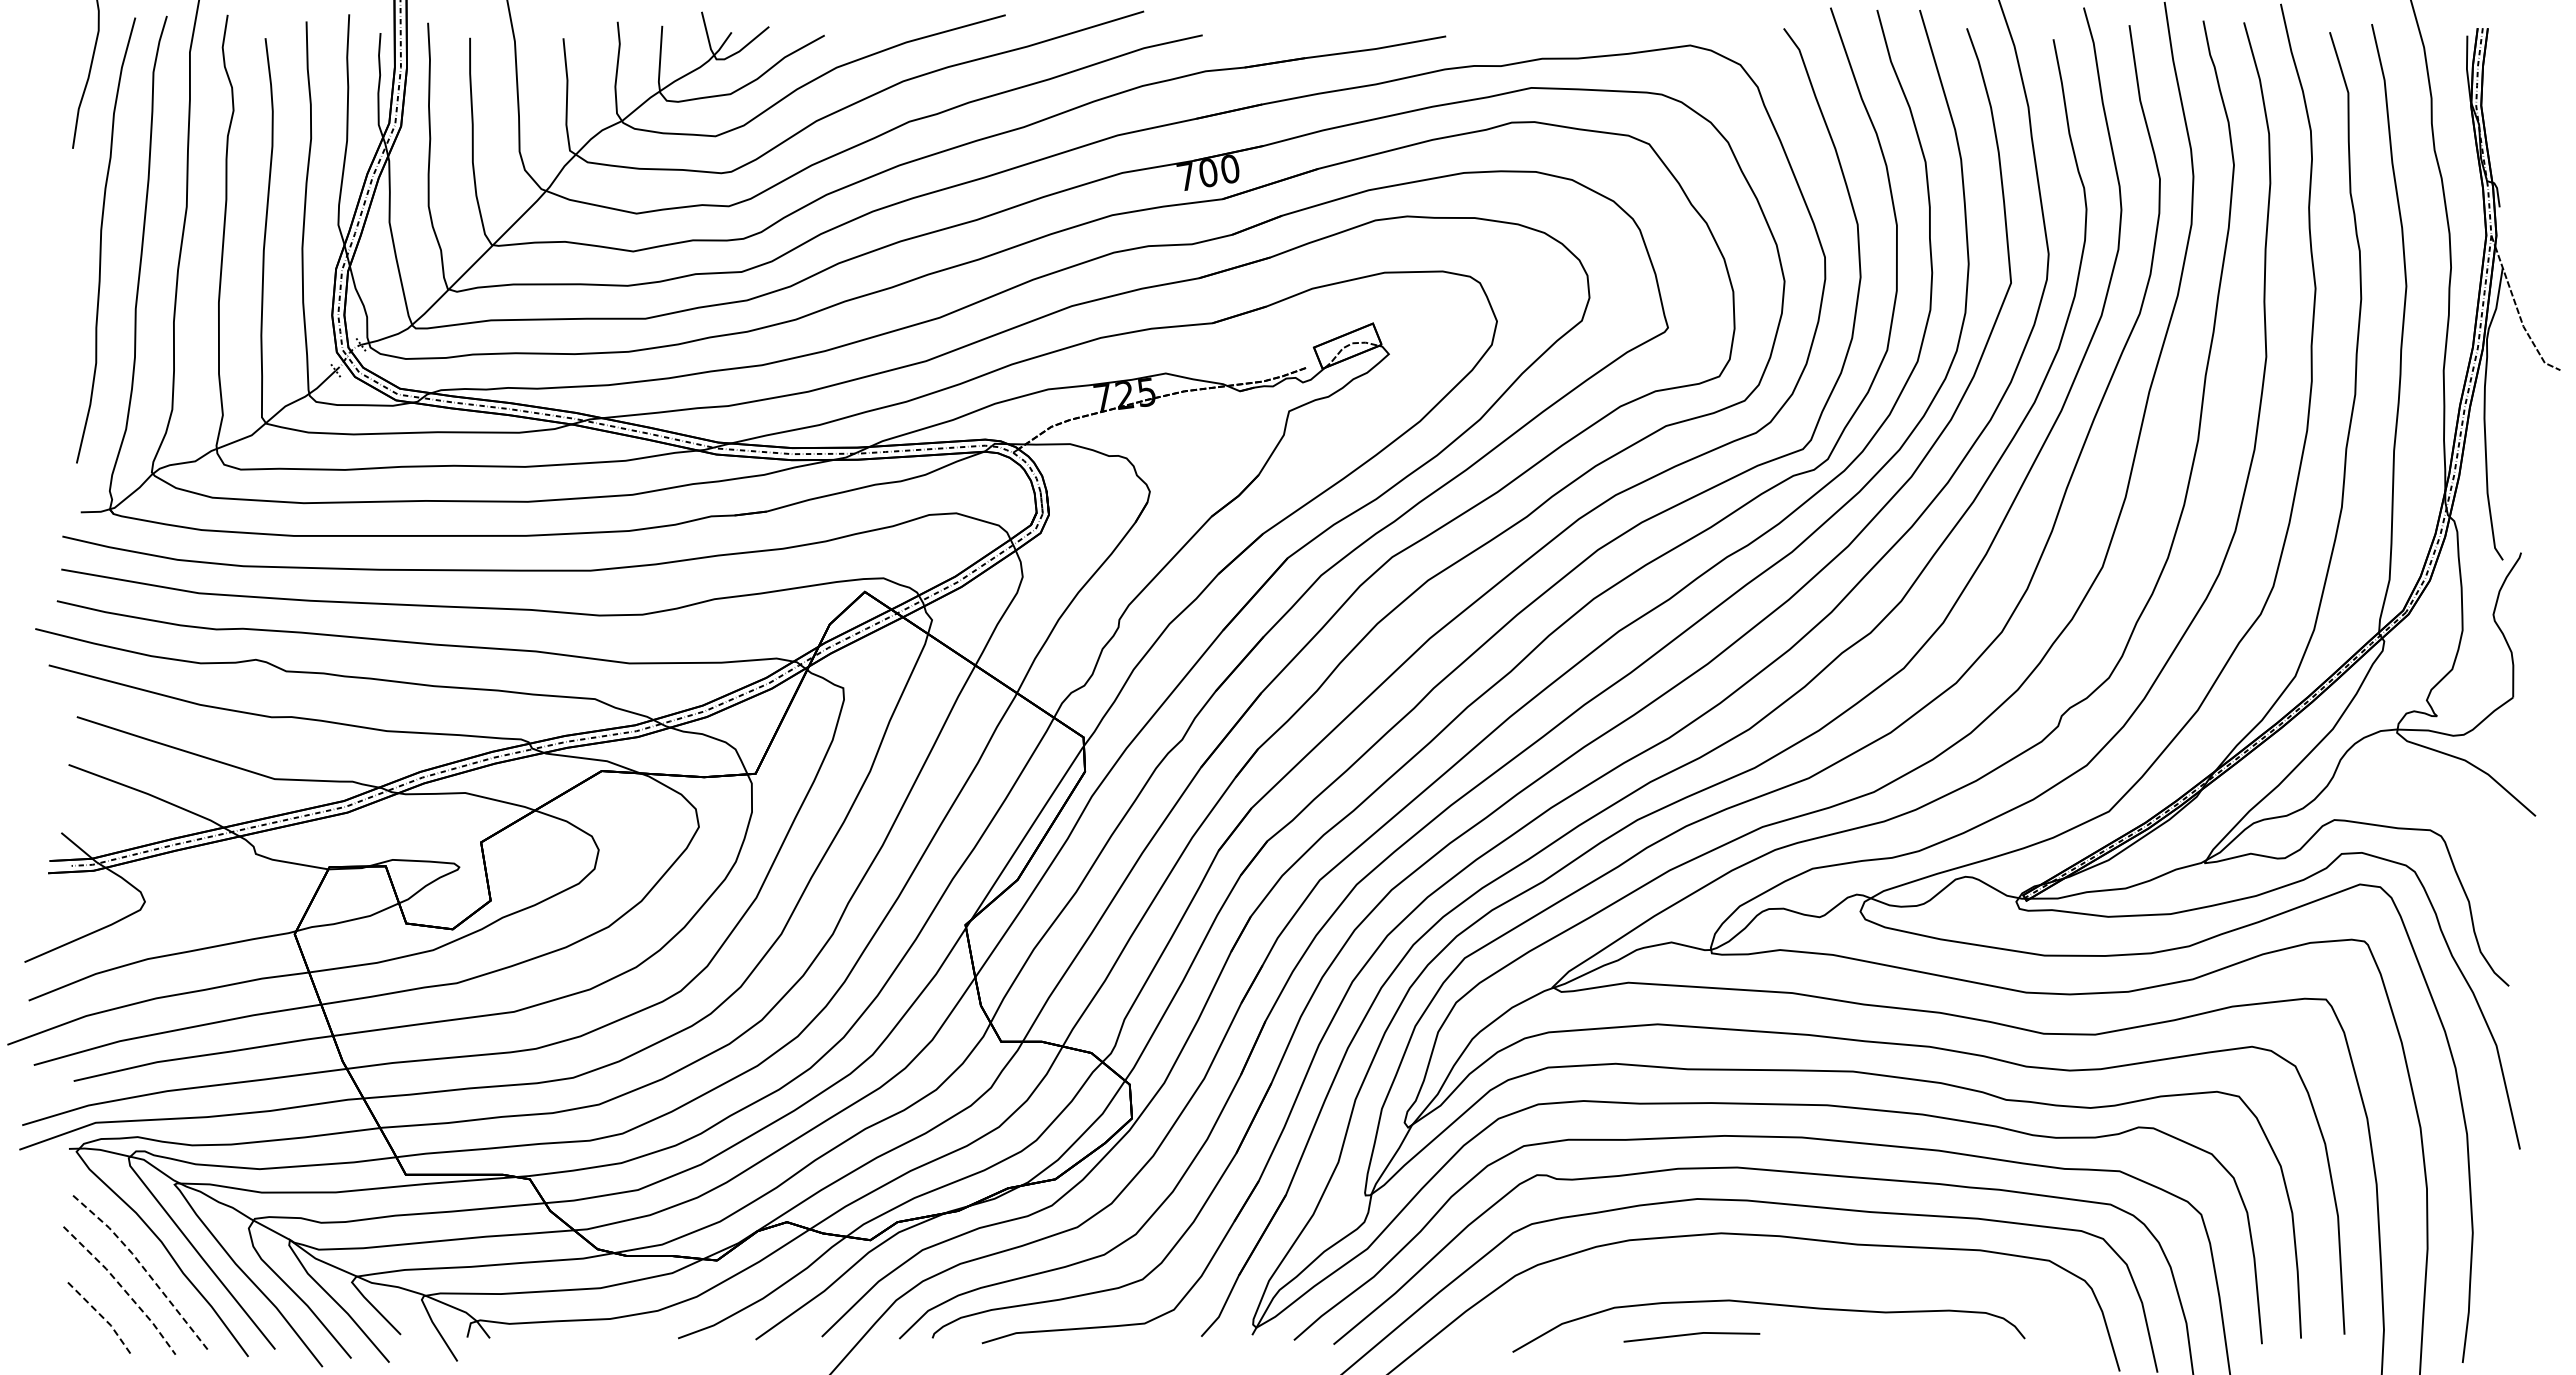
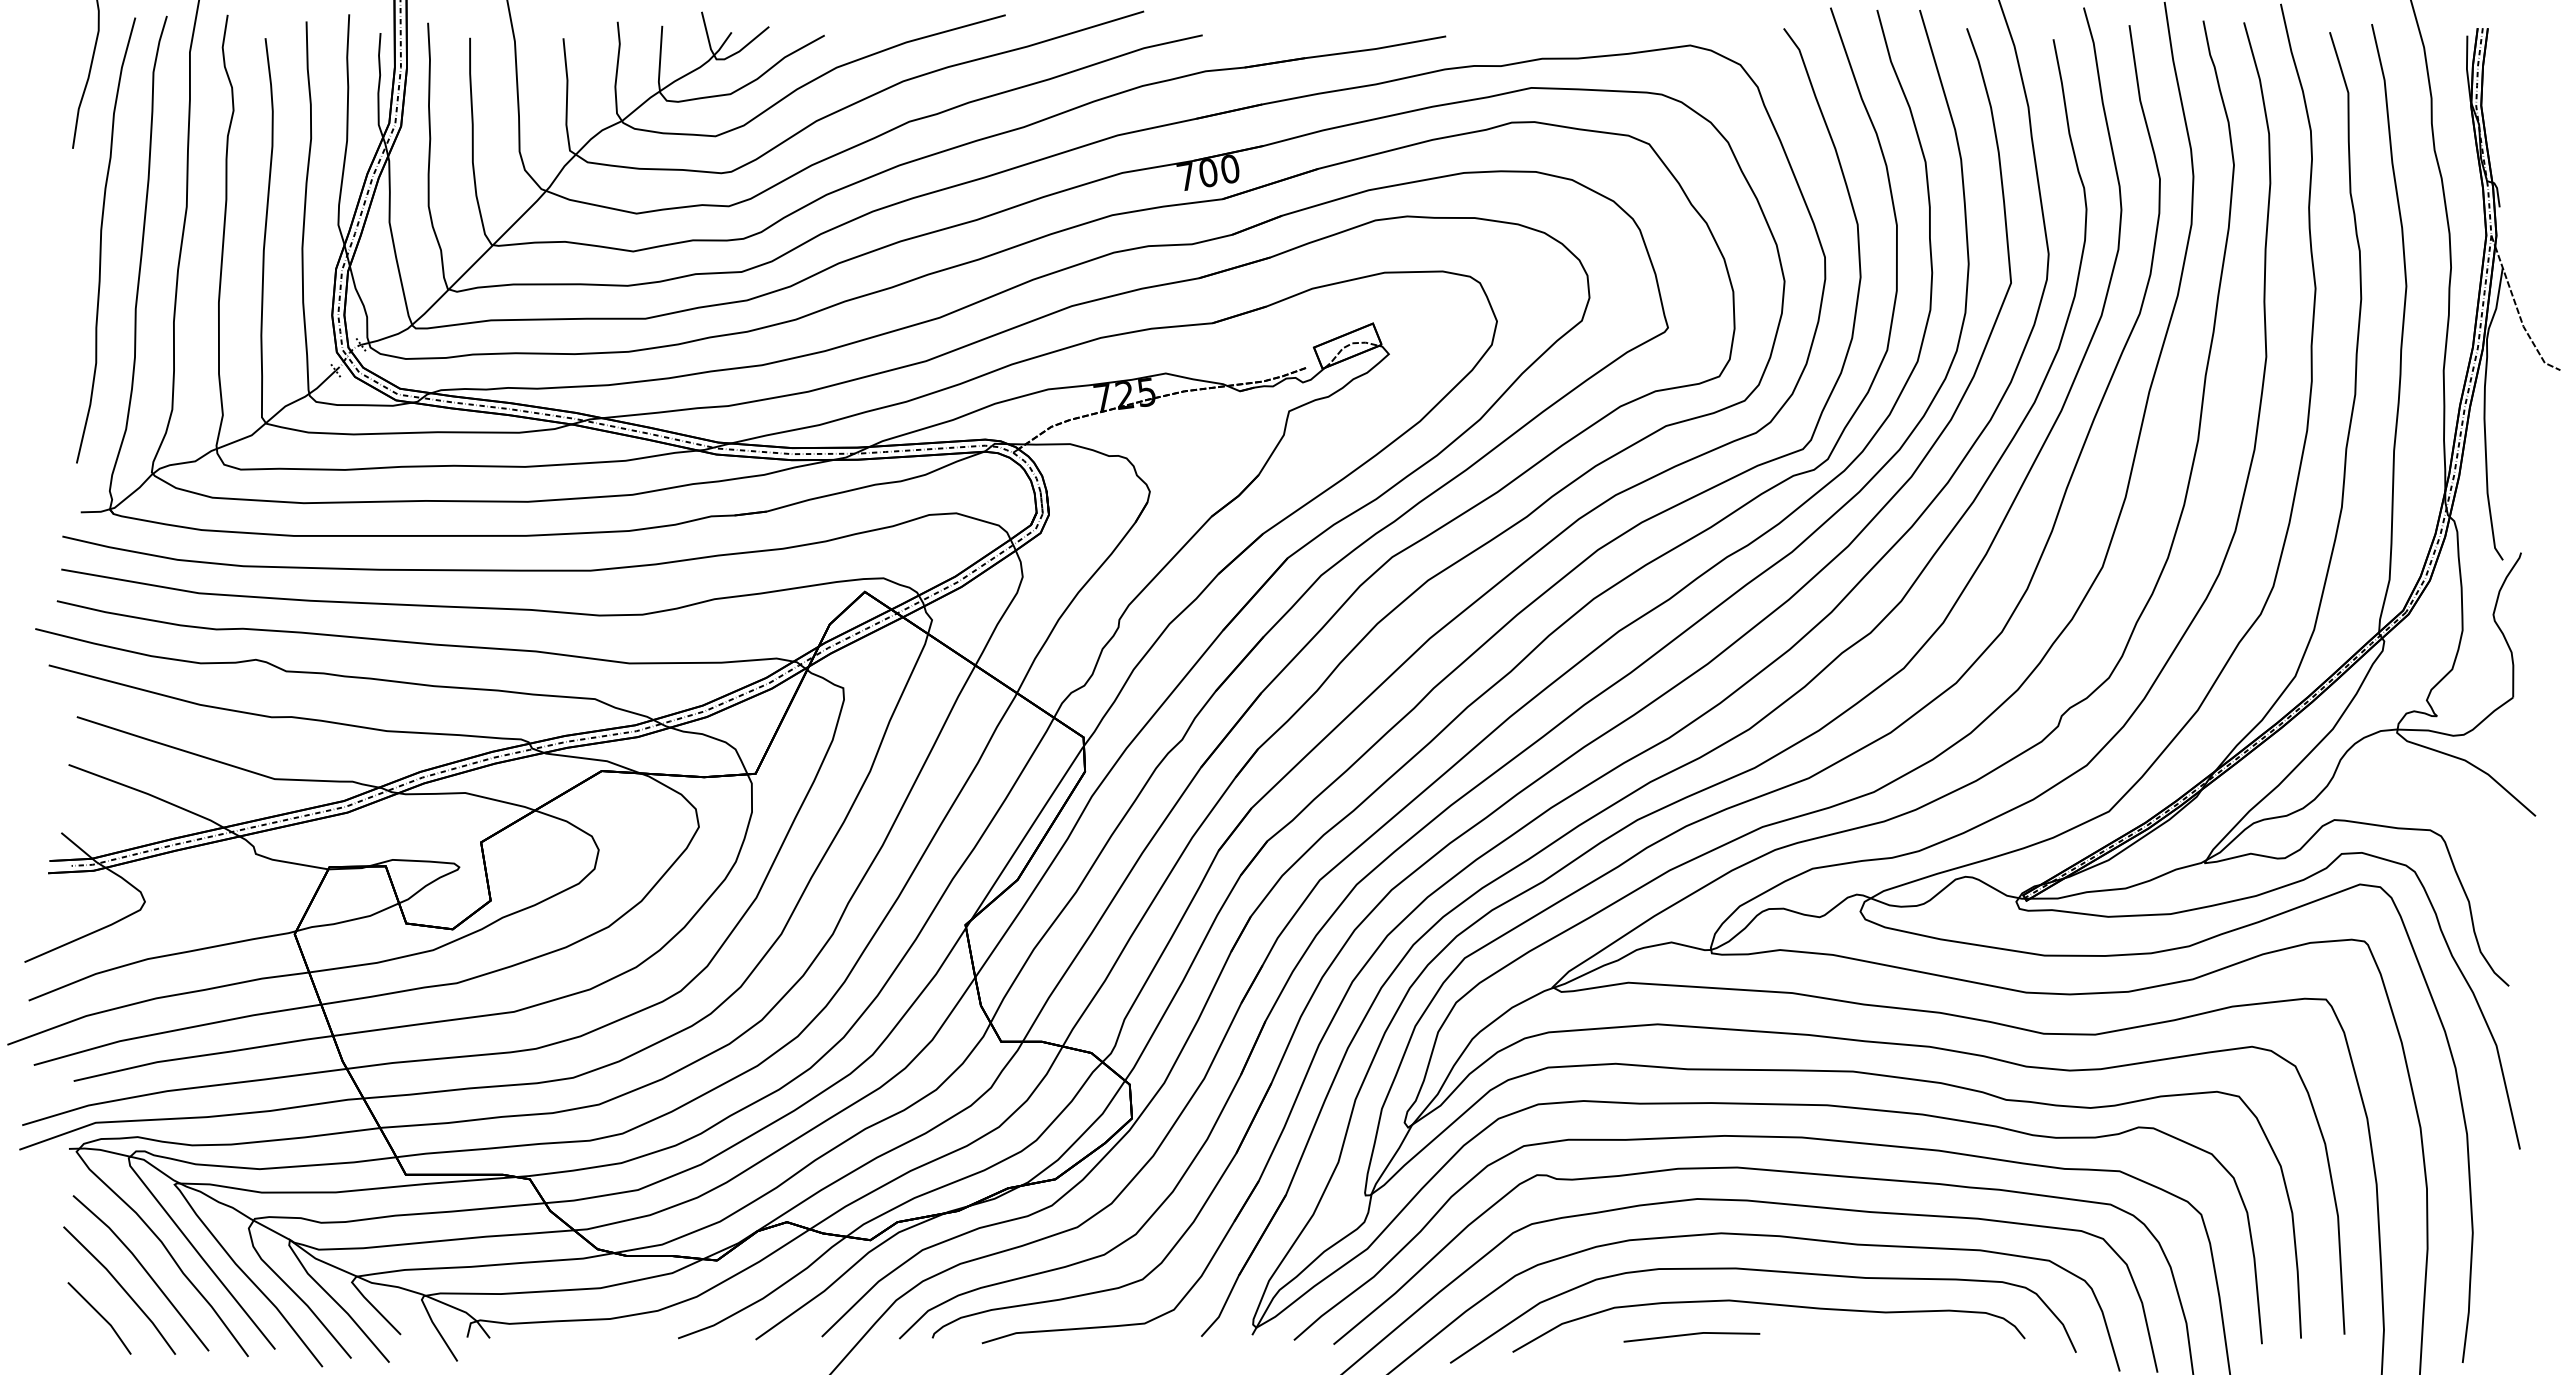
line: dashed -> solid (144, 1269)
curve: none -> present (1763, 1271)
line: dashed -> solid (123, 1288)
line: dashed -> solid (102, 1317)
